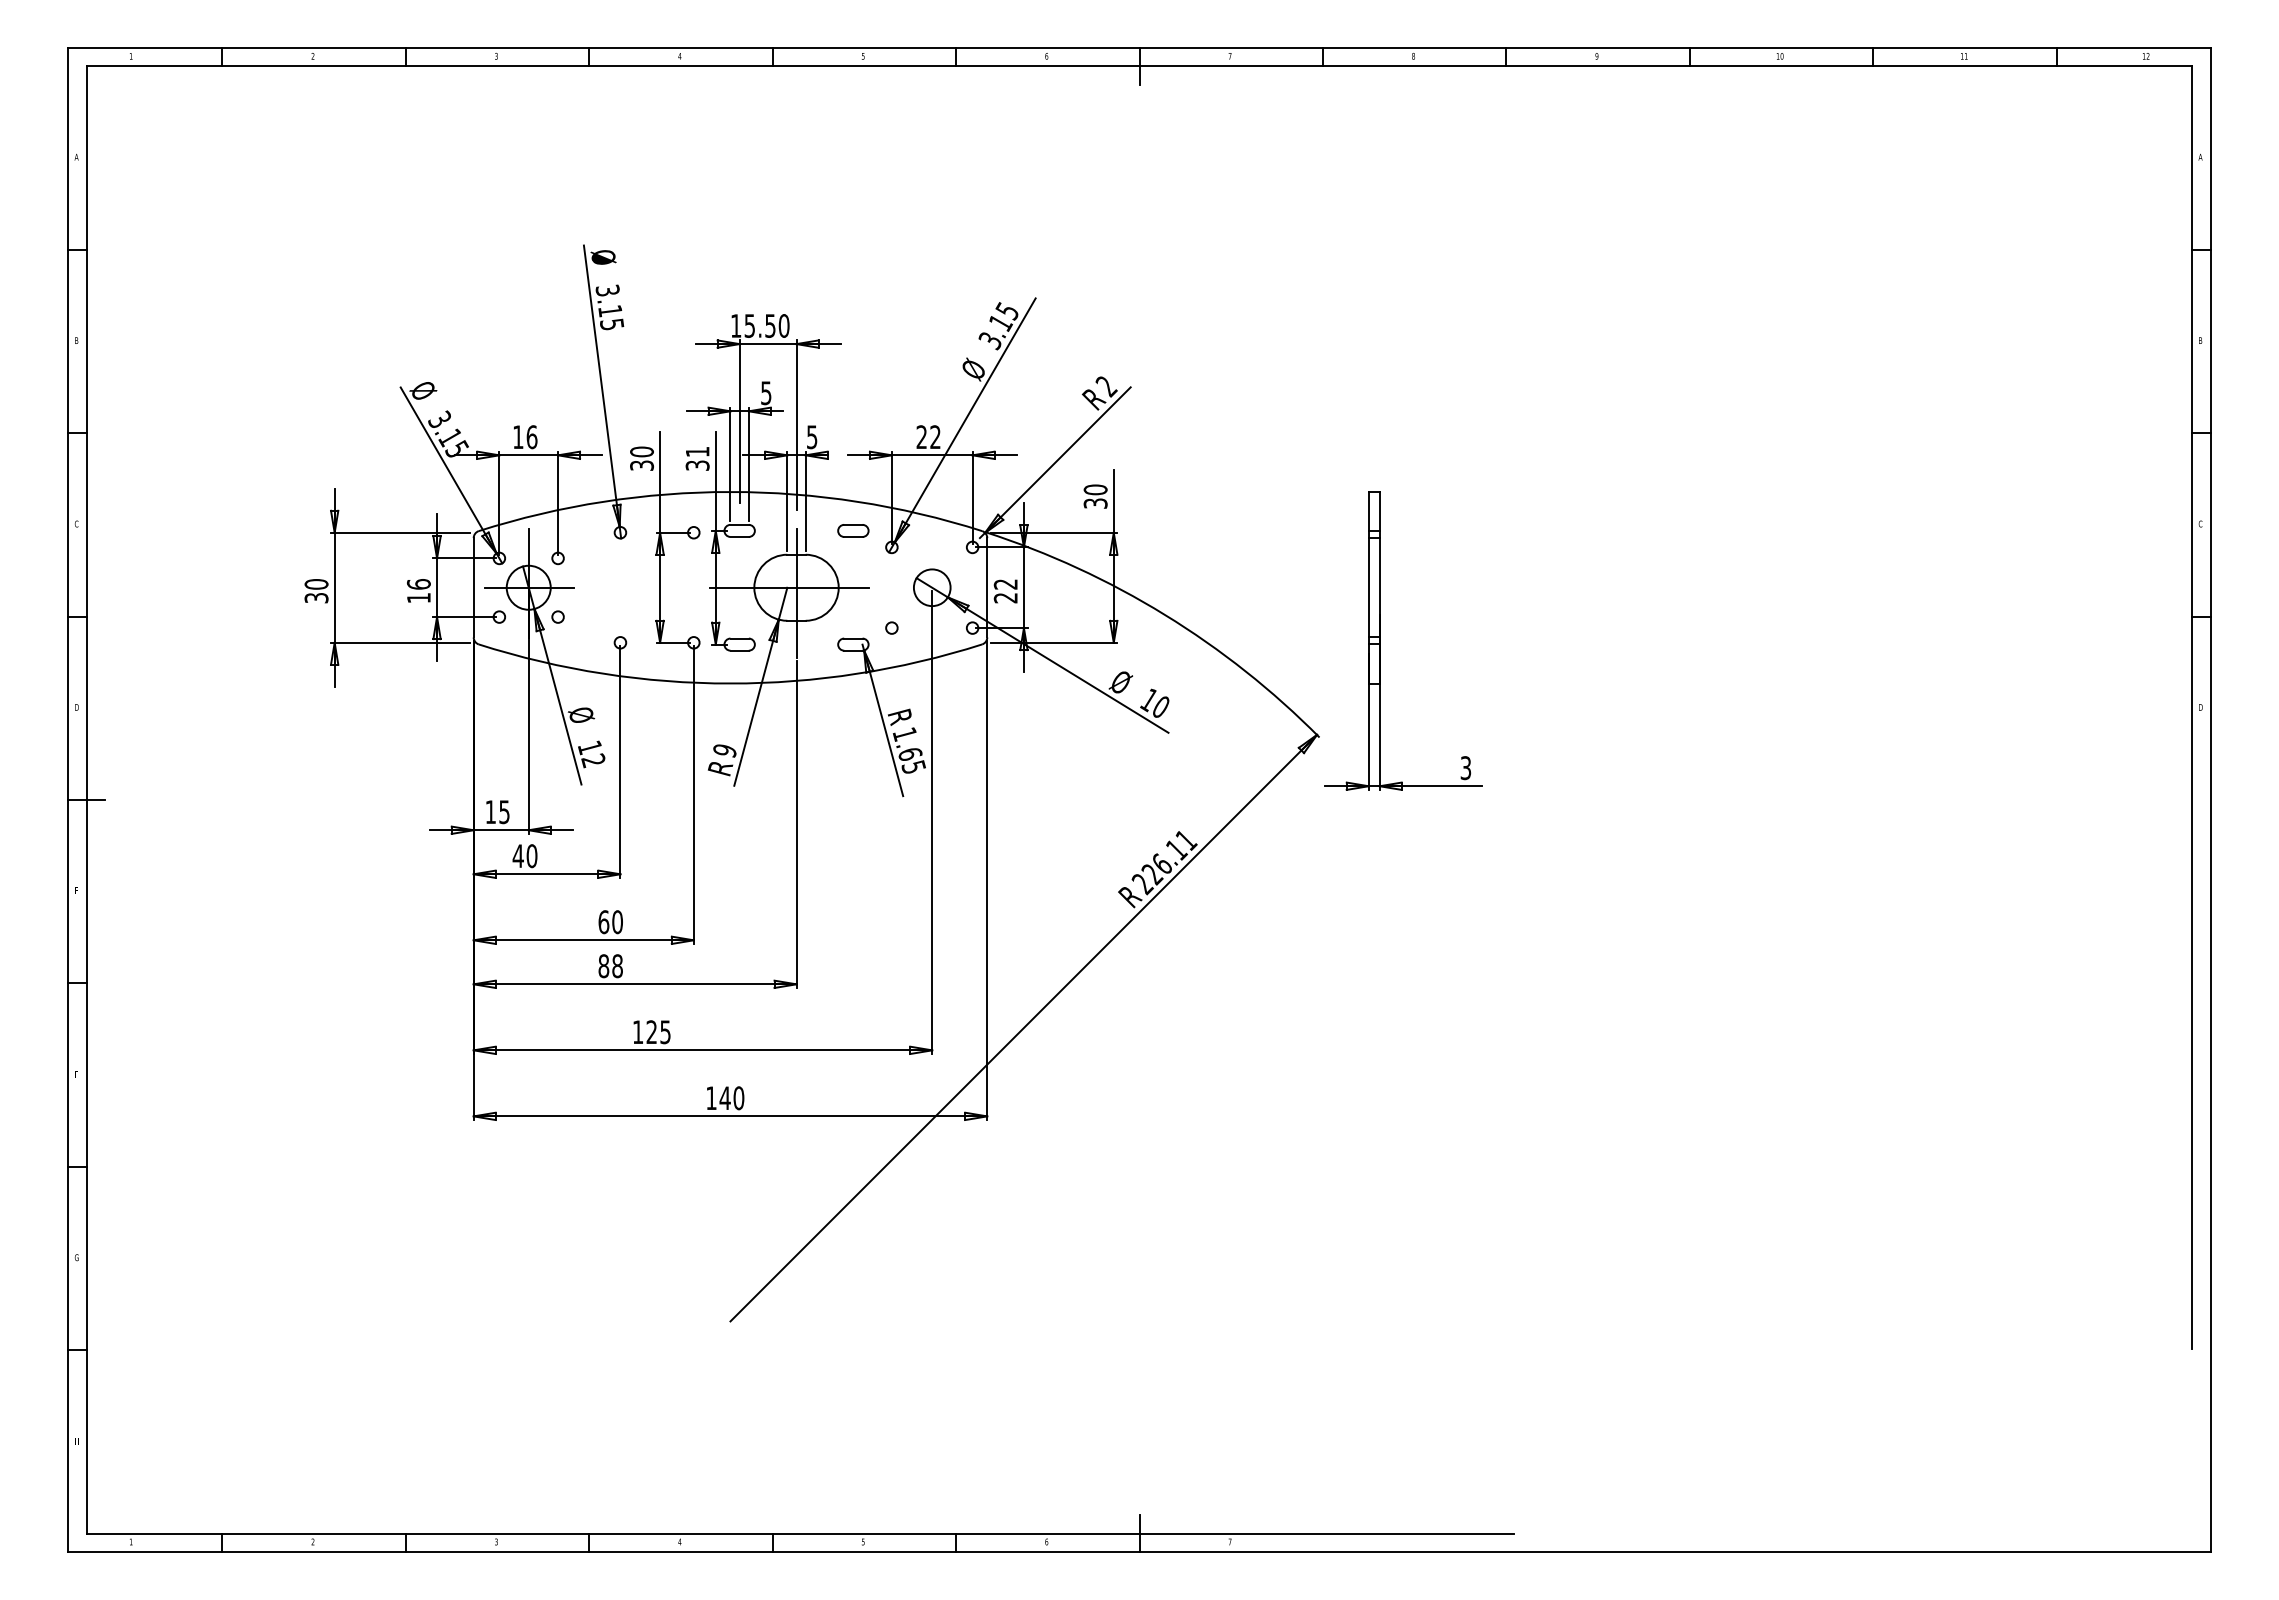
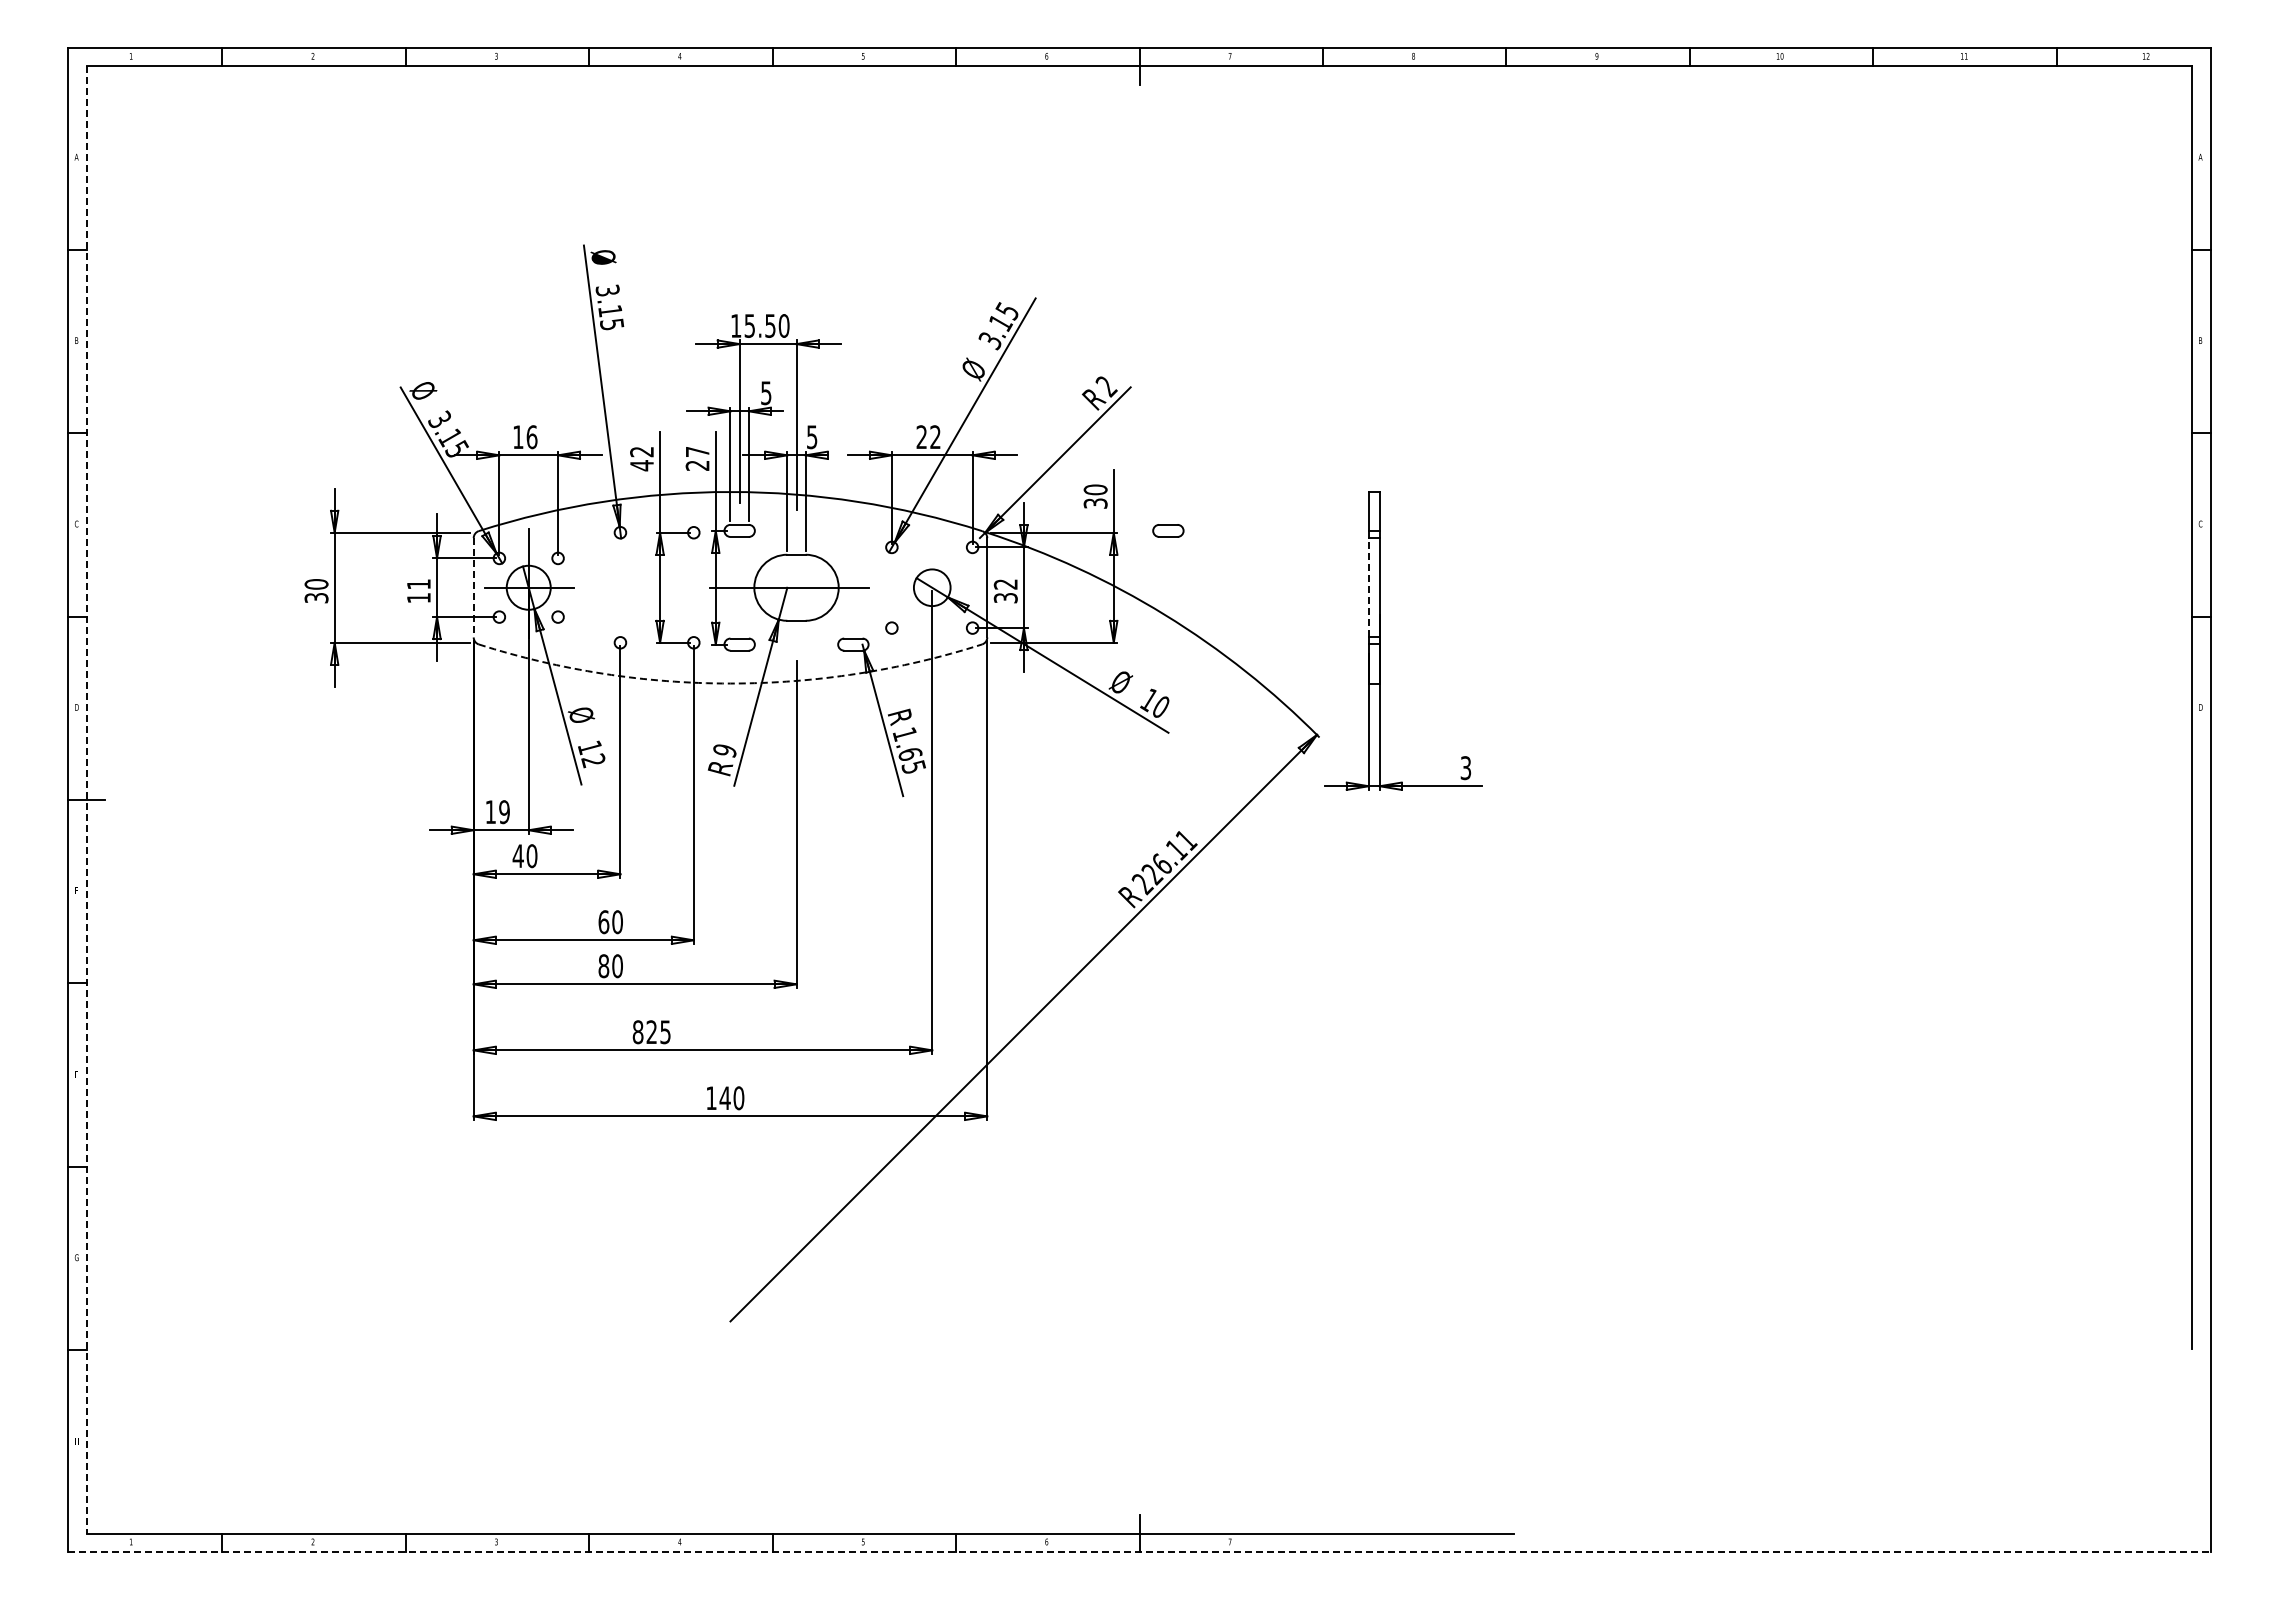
text: 30 -> 42 (642, 458)
text: 31 -> 27 (697, 458)
part position: (853, 530) -> (1168, 530) (1168, 530)
text: 16 -> 11 (418, 584)
line: solid -> dashed (473, 587)
line: solid -> dashed (1368, 587)
line: present -> none (796, 592)
text: 22 -> 32 (1005, 598)
arc: solid -> dashed (730, 683)
line: solid -> dashed (86, 800)
text: 15 -> 19 (504, 811)
text: 88 -> 80 (617, 965)
text: 125 -> 825 (637, 1032)
line: solid -> dashed (1139, 1551)
